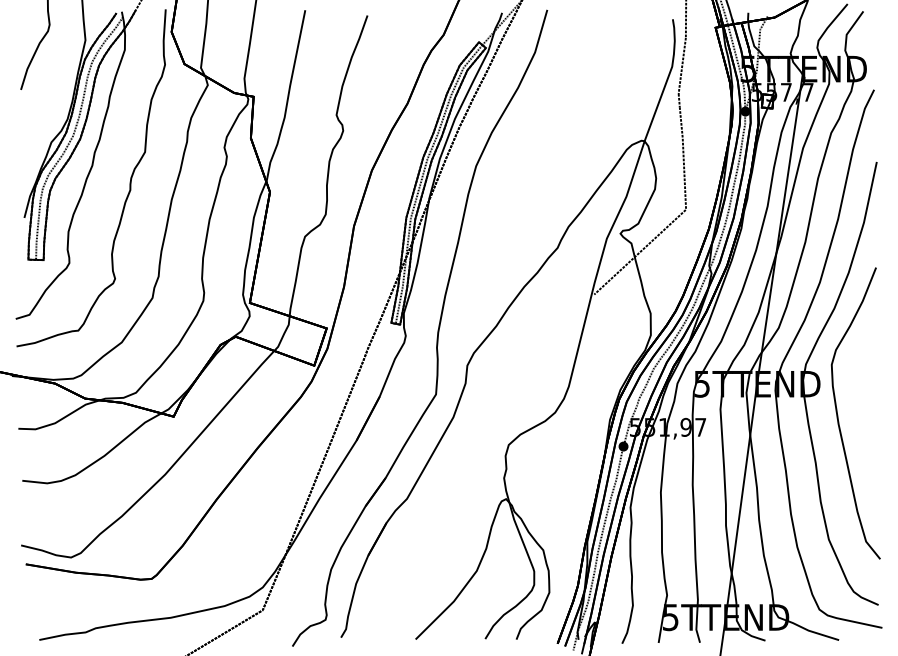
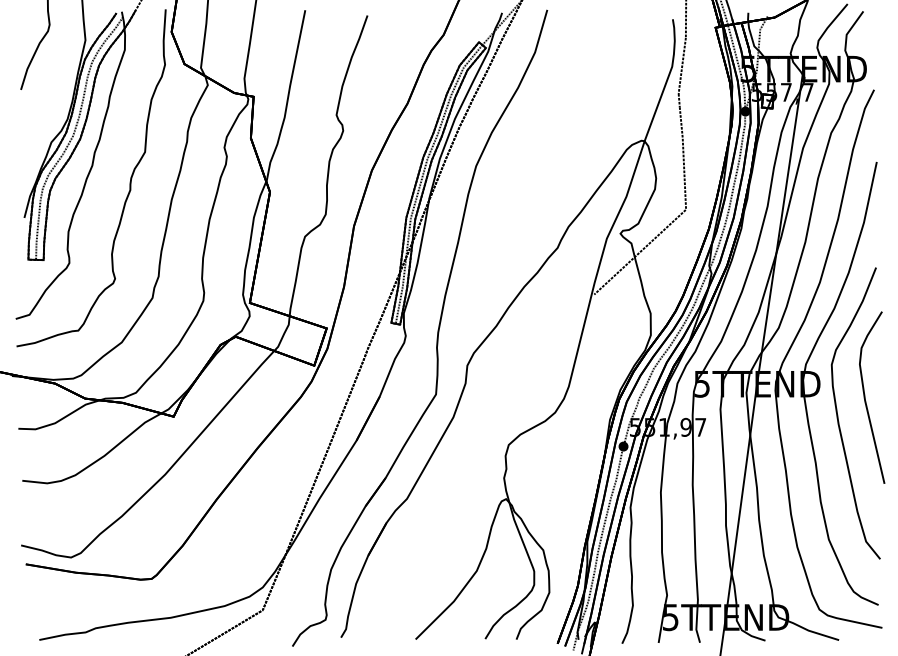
curve: none -> present (865, 397)
